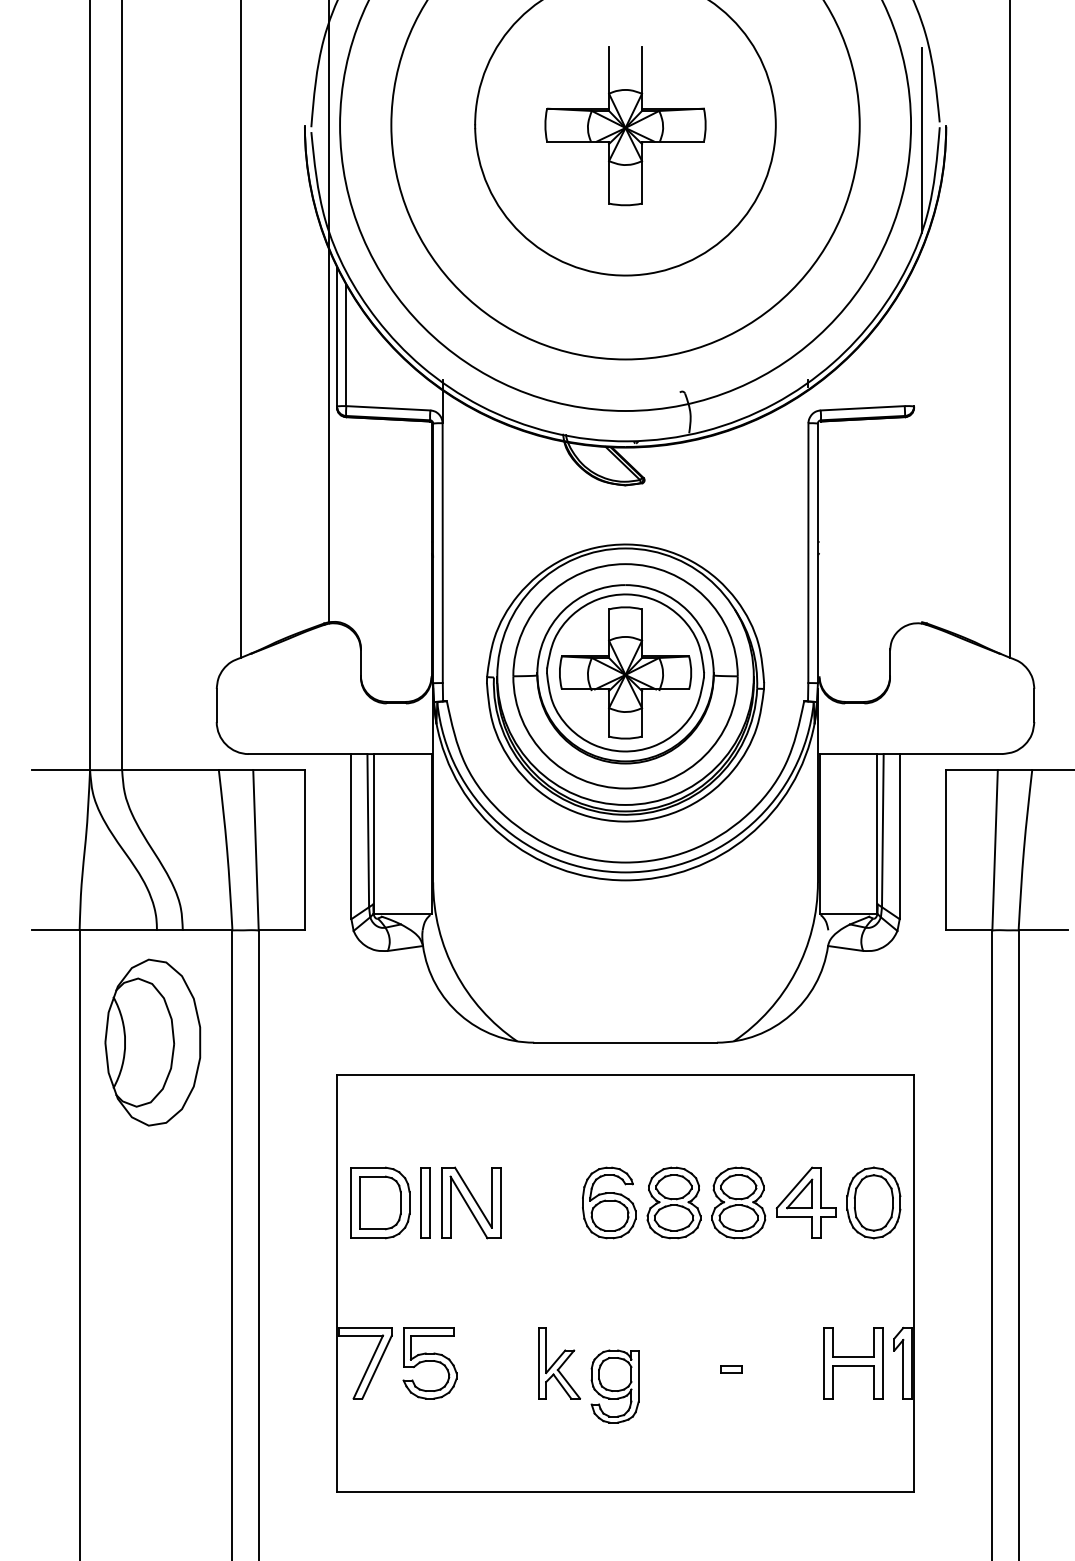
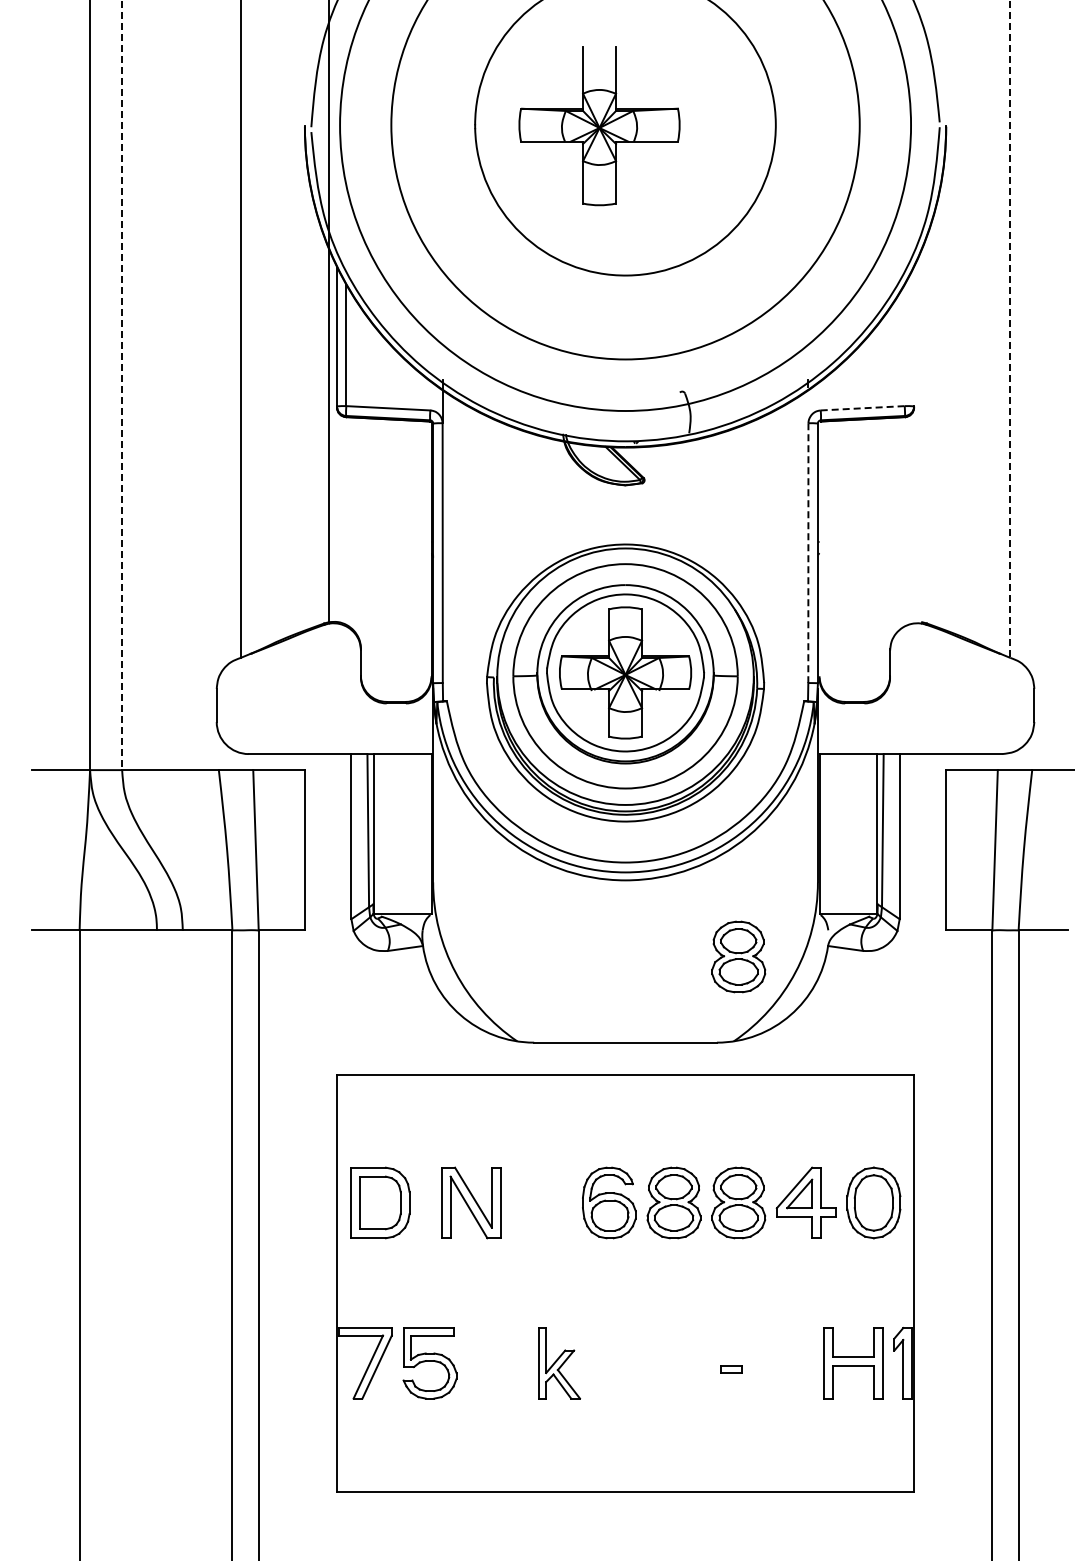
part position: (625, 126) -> (599, 126) (599, 126)
line: present -> none (922, 140)
line: solid -> dashed (1010, 329)
line: solid -> dashed (122, 385)
line: solid -> dashed (863, 408)
line: solid -> dashed (808, 553)
part: none -> present (738, 956)
part: present -> none (152, 1042)
part: present -> none (425, 1202)
part: present -> none (614, 1386)
